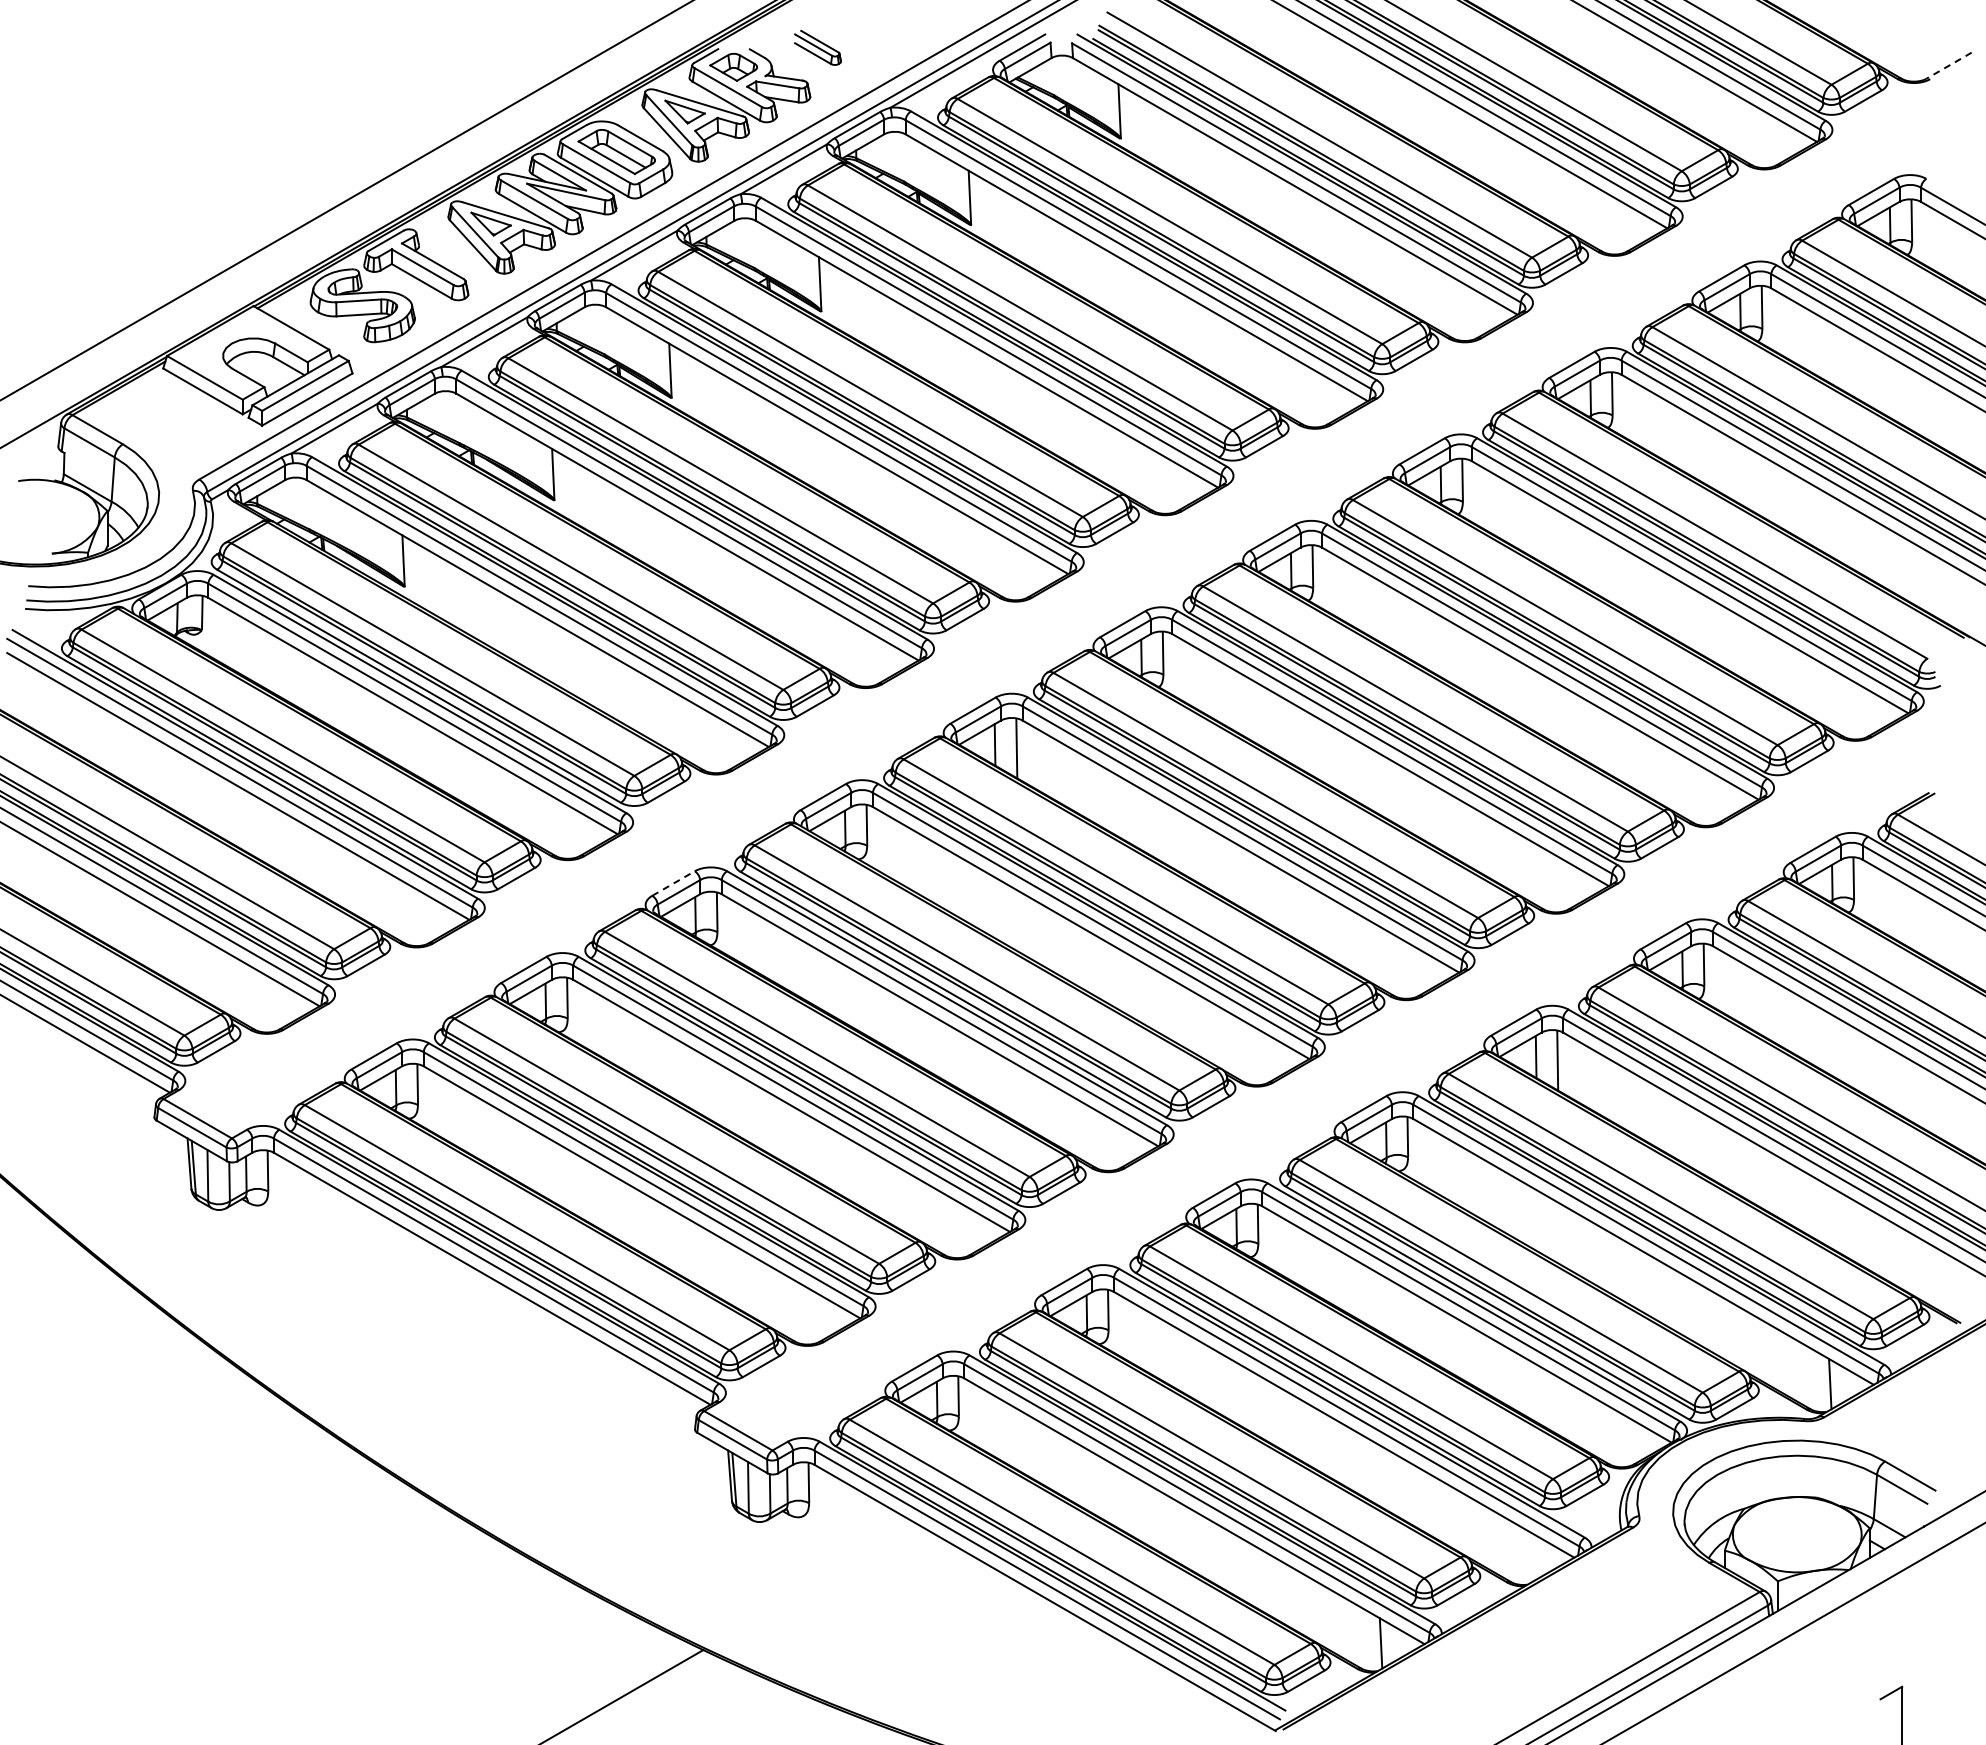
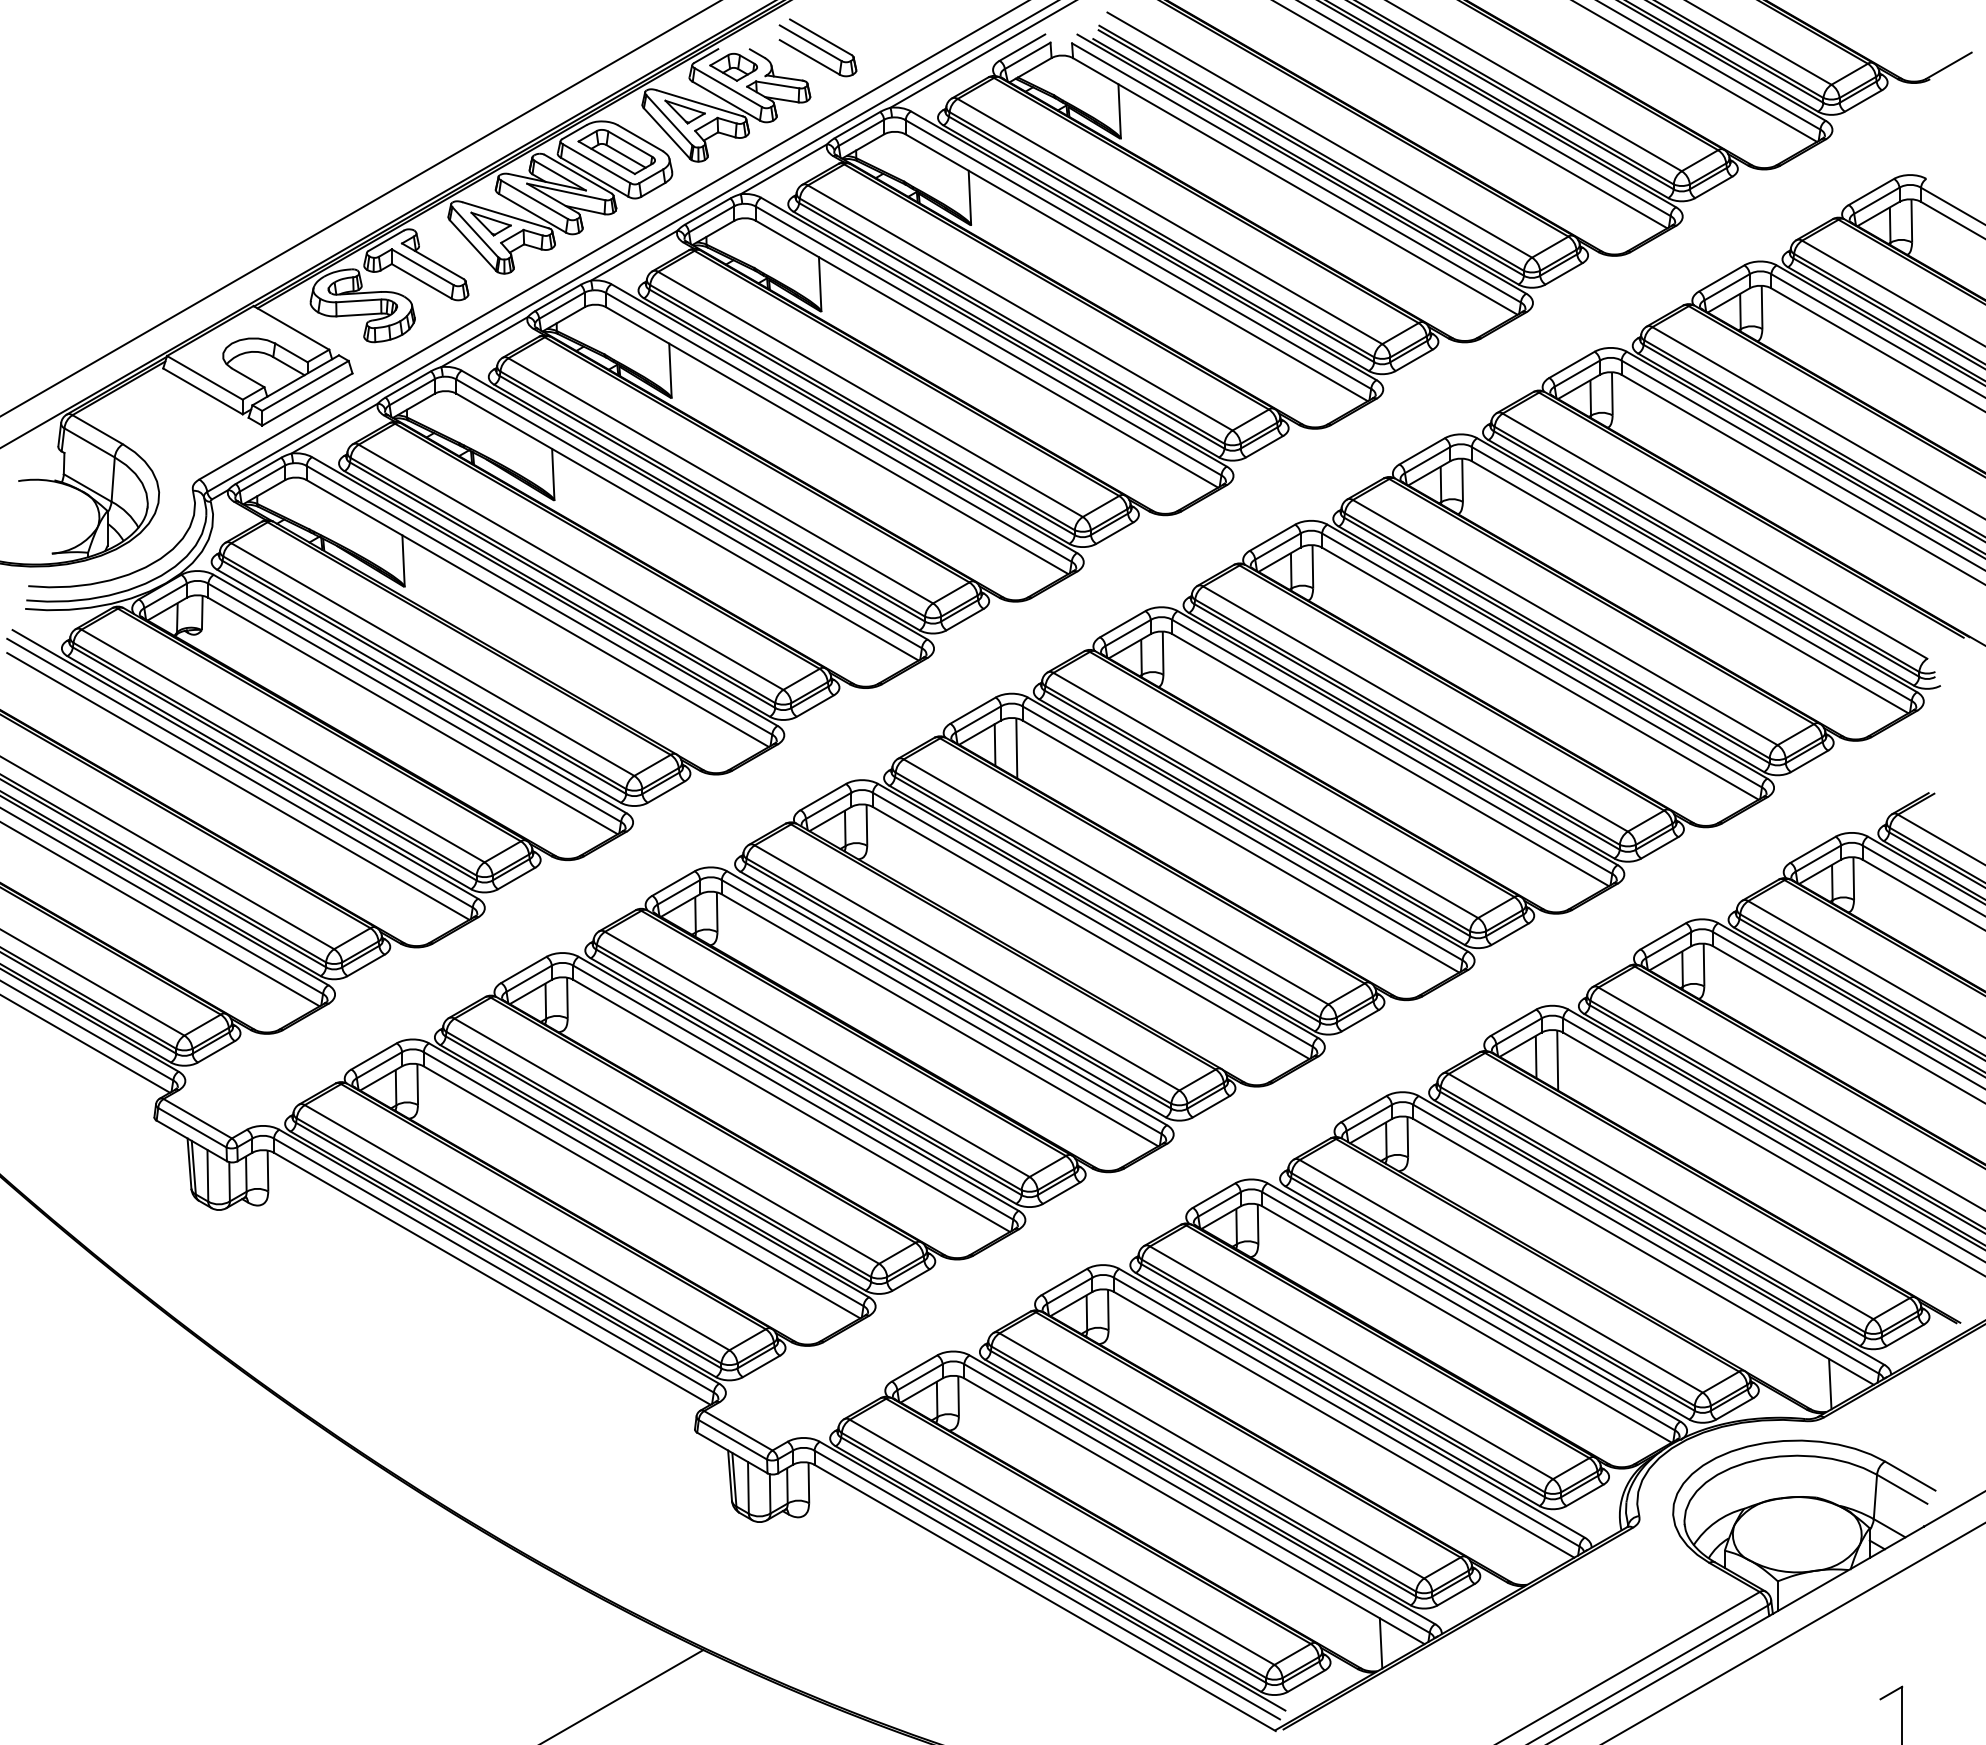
part size: 48x36 px -> 80x60 px (817, 47)
line: dashed -> solid (1948, 65)
line position: (346, 200) -> (359, 208) (359, 208)
line: dashed -> solid (673, 883)
